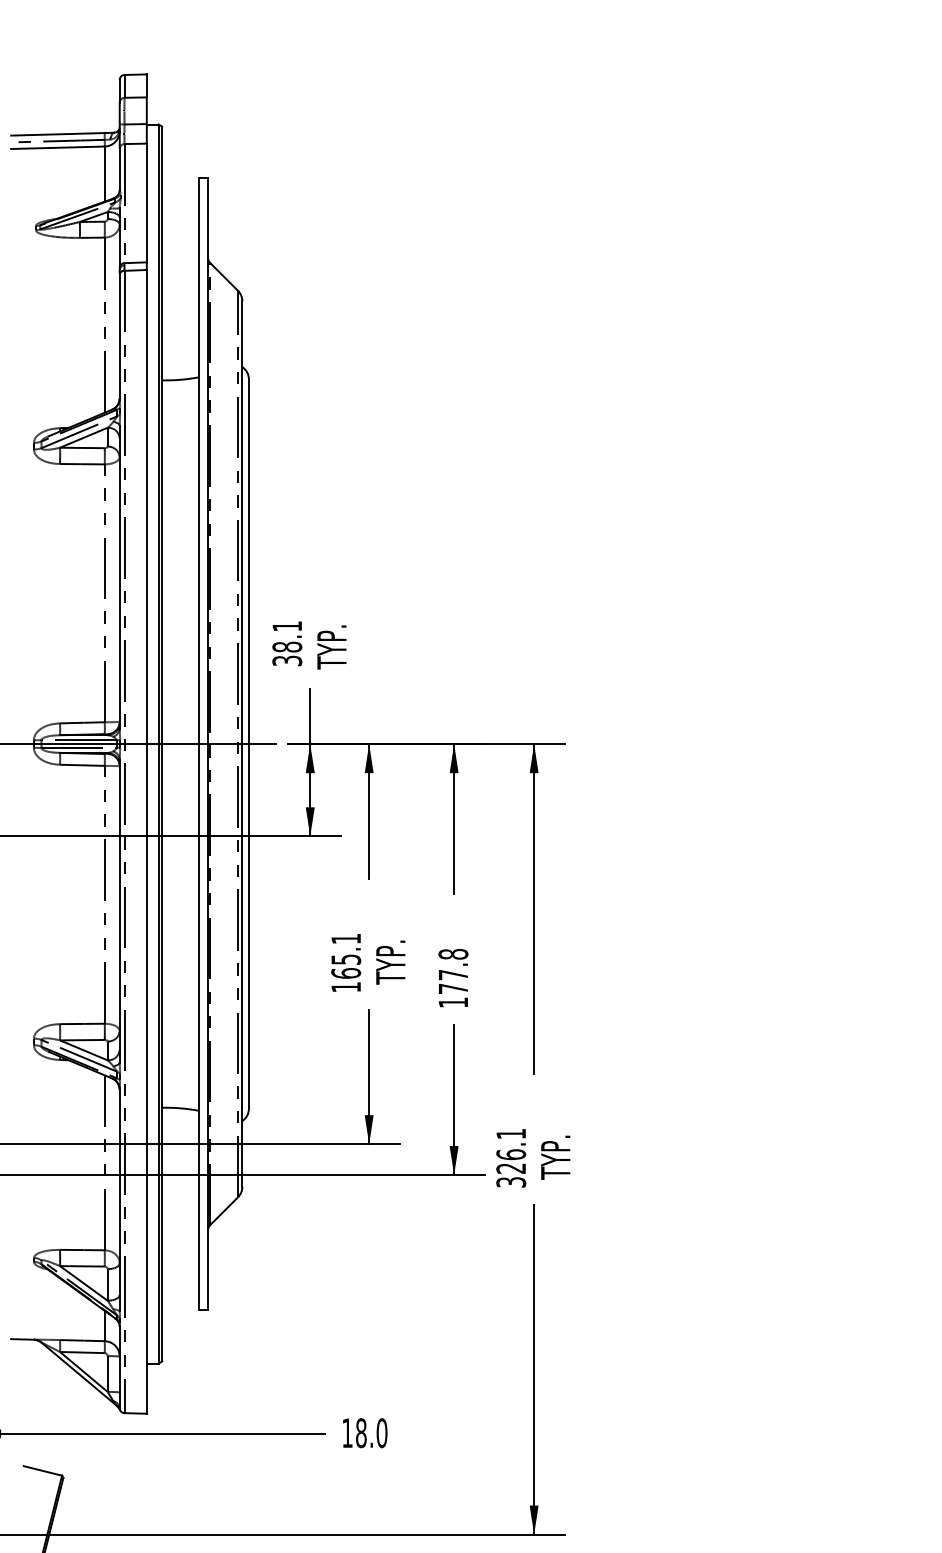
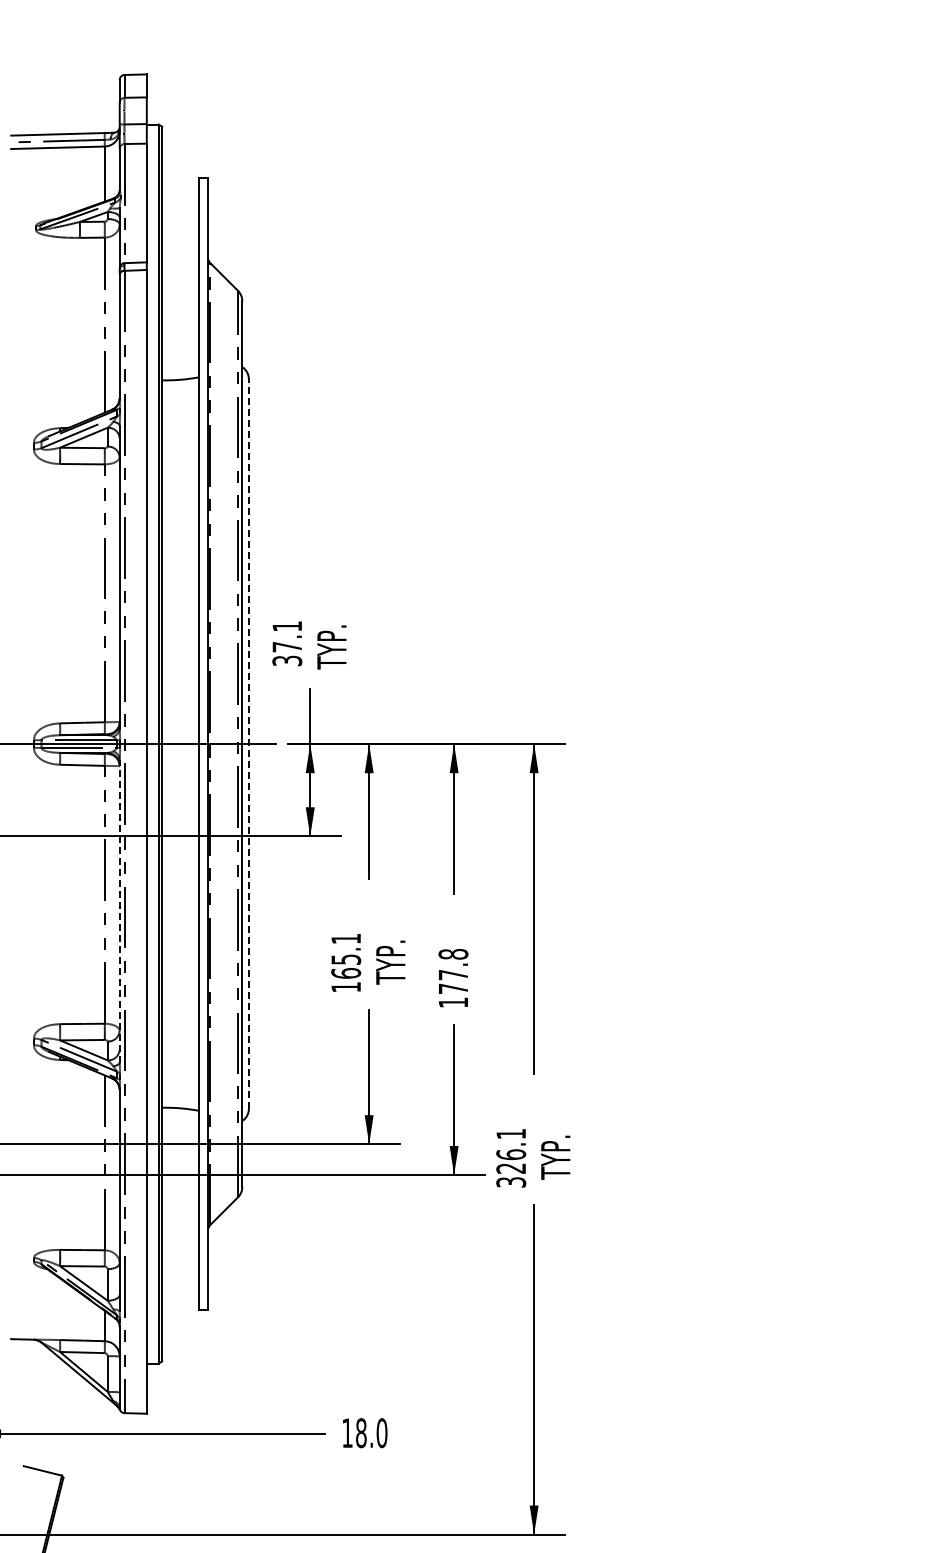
text: 38.1 -> 37.1 (287, 646)
line: solid -> dashed (248, 744)
line: solid -> dashed (119, 910)
